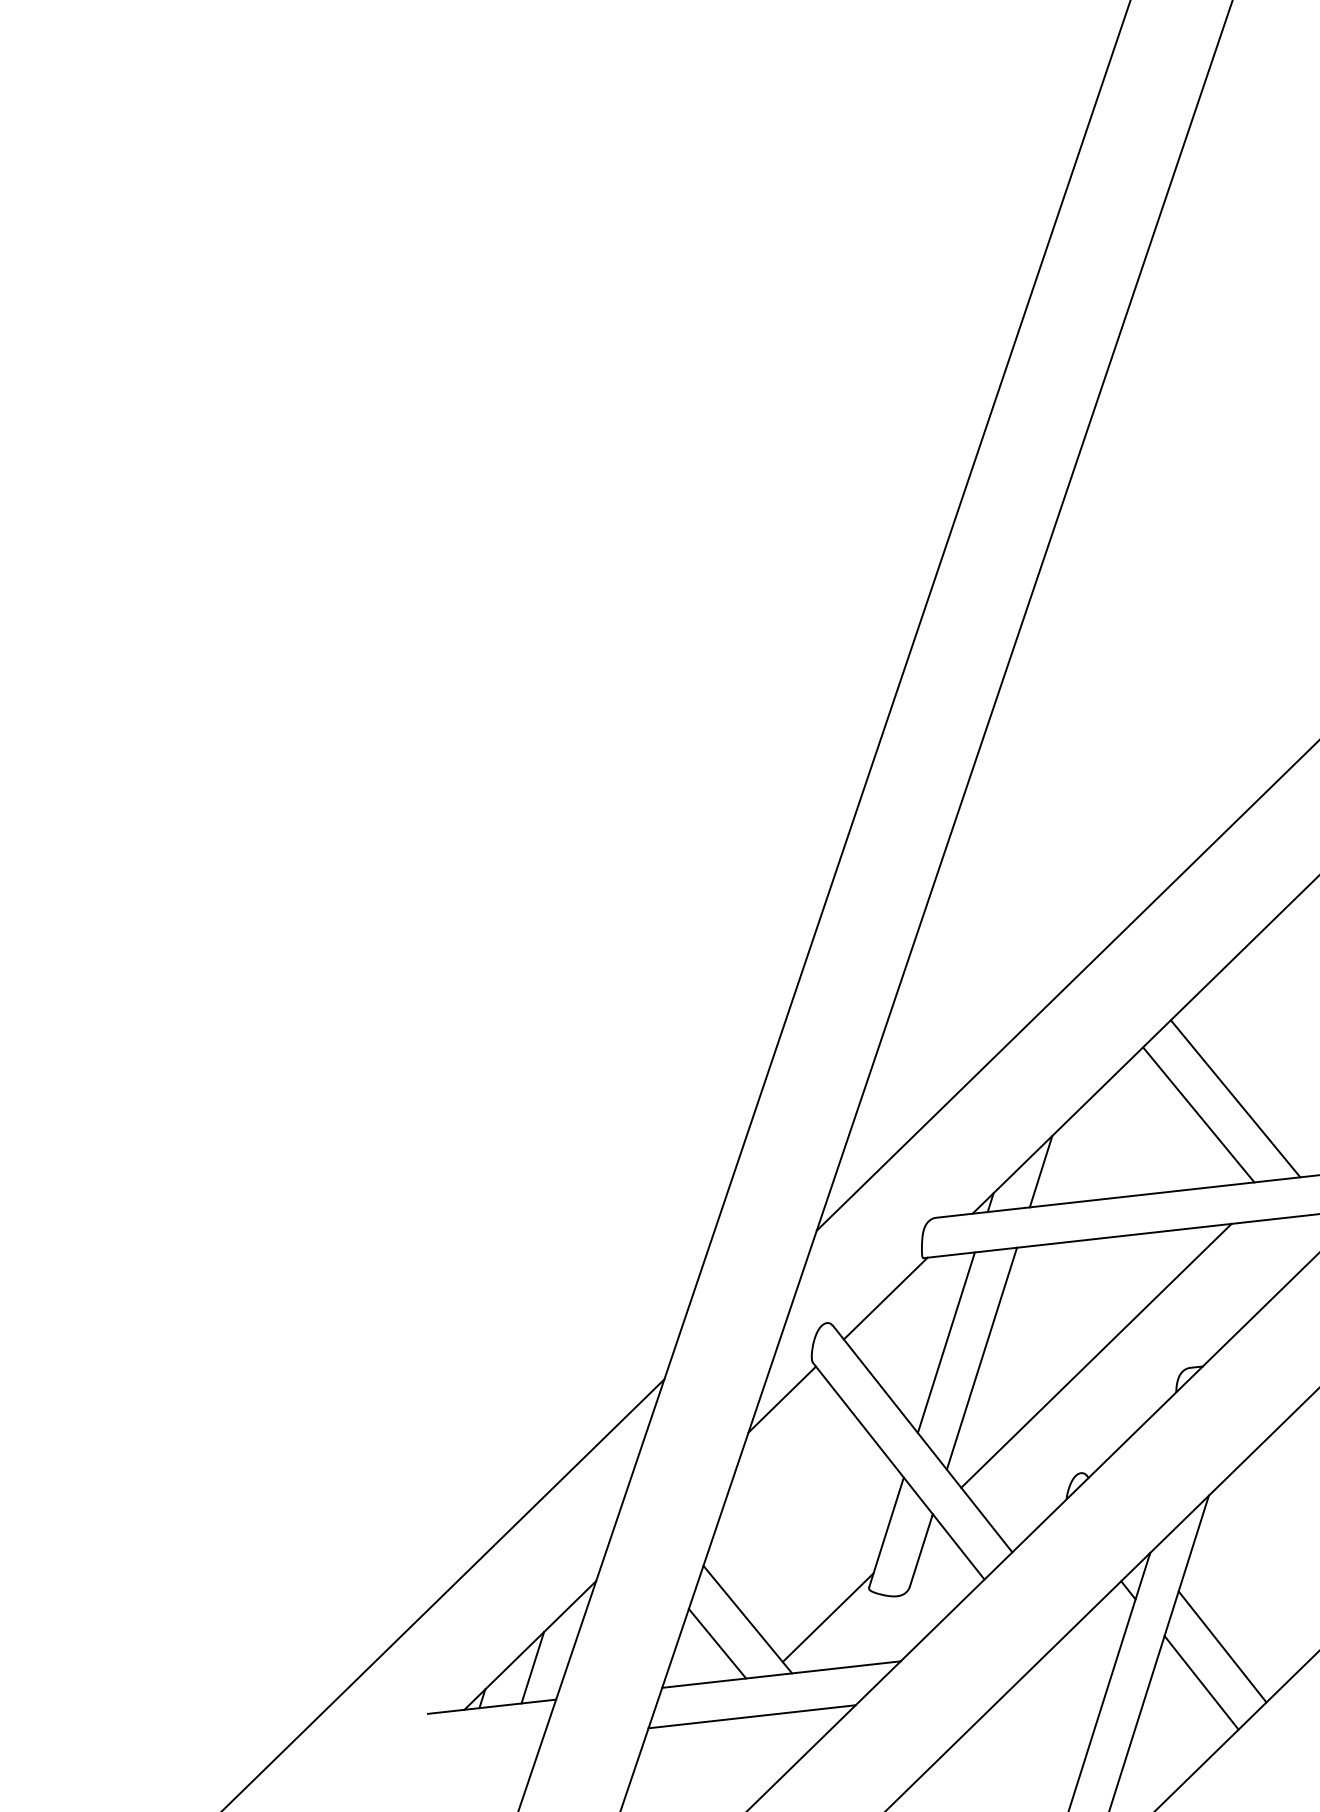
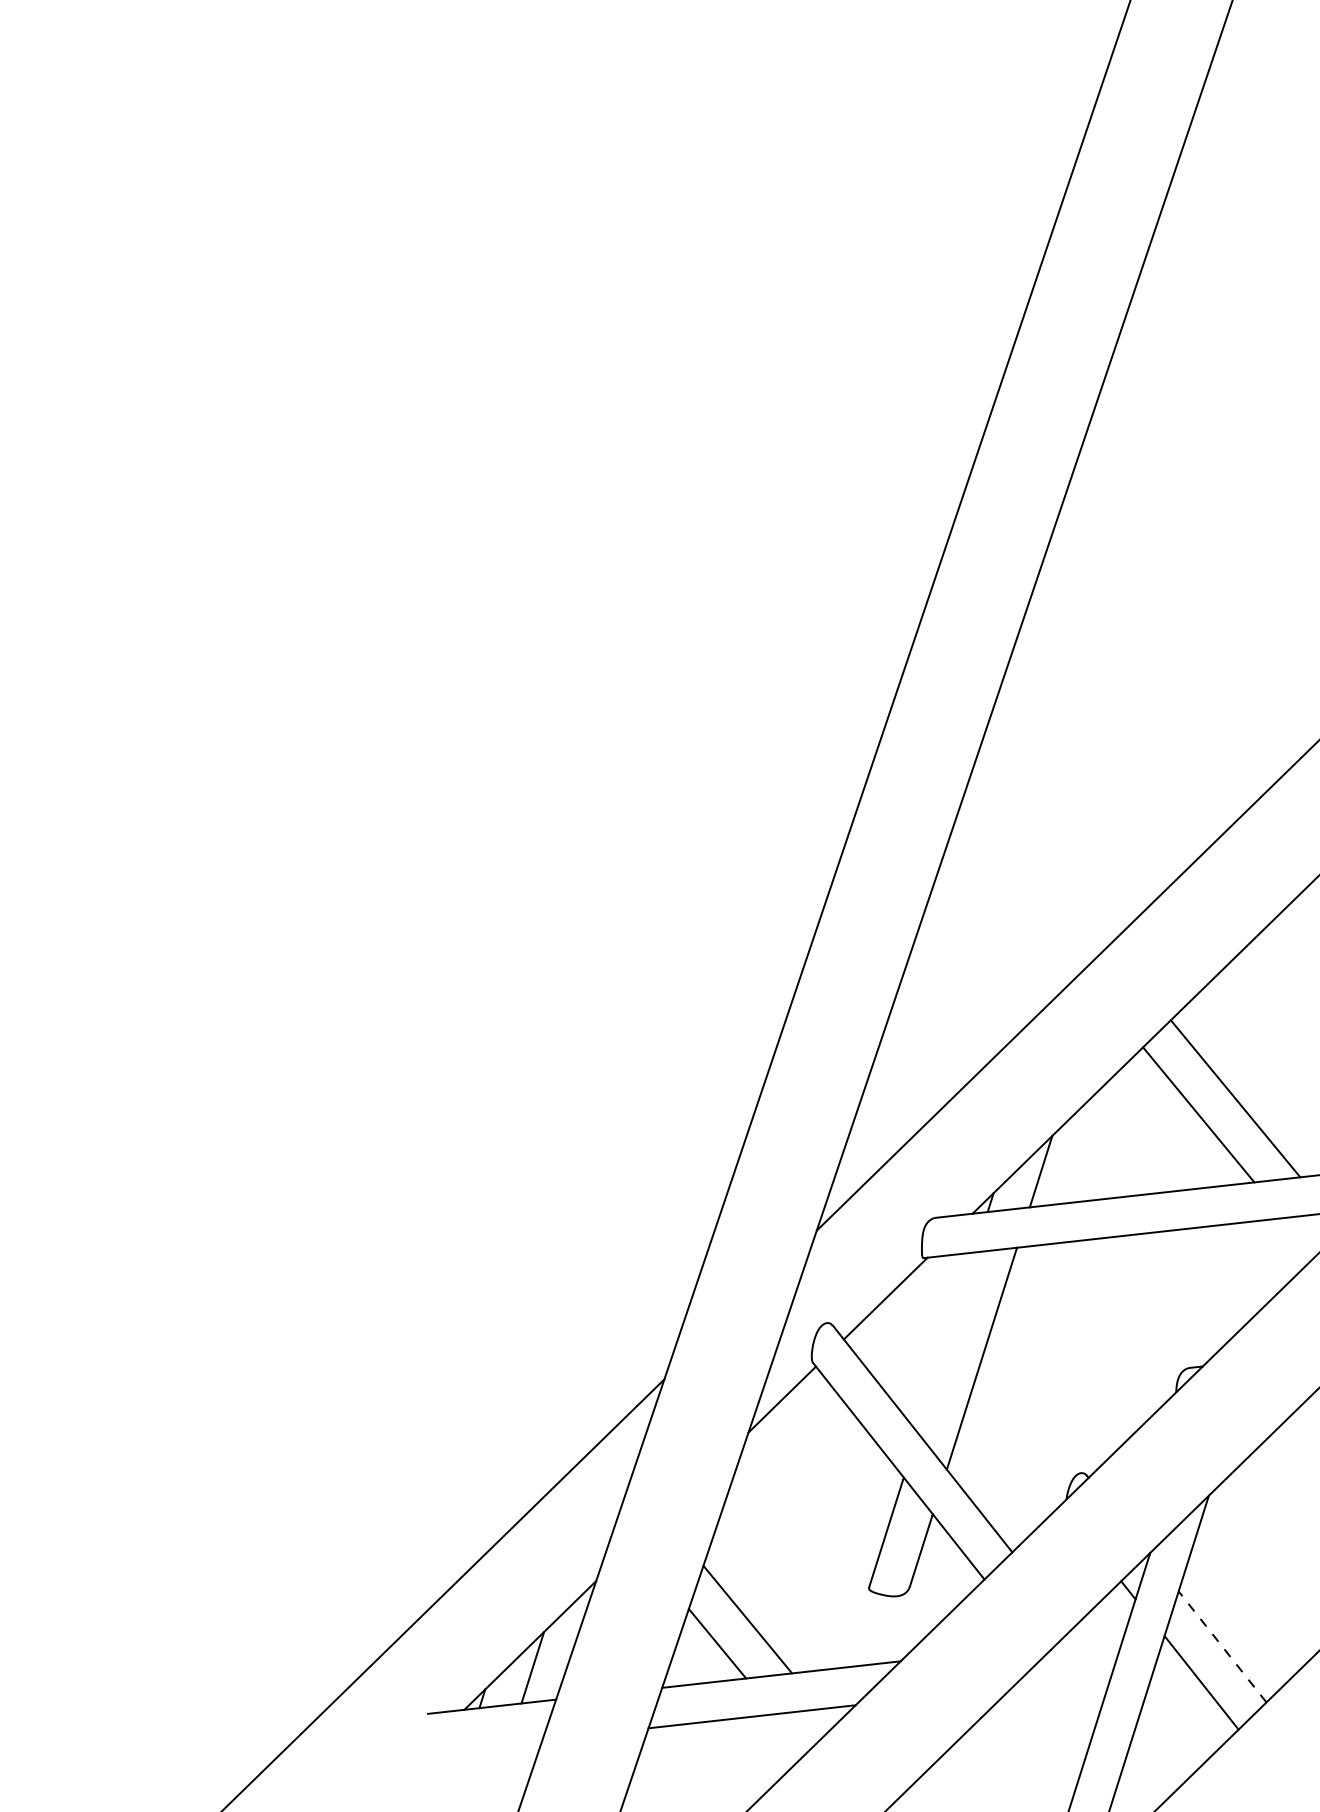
line: present -> none (945, 1342)
line: present -> none (1096, 1355)
line: present -> none (827, 1617)
line: solid -> dashed (1222, 1646)
